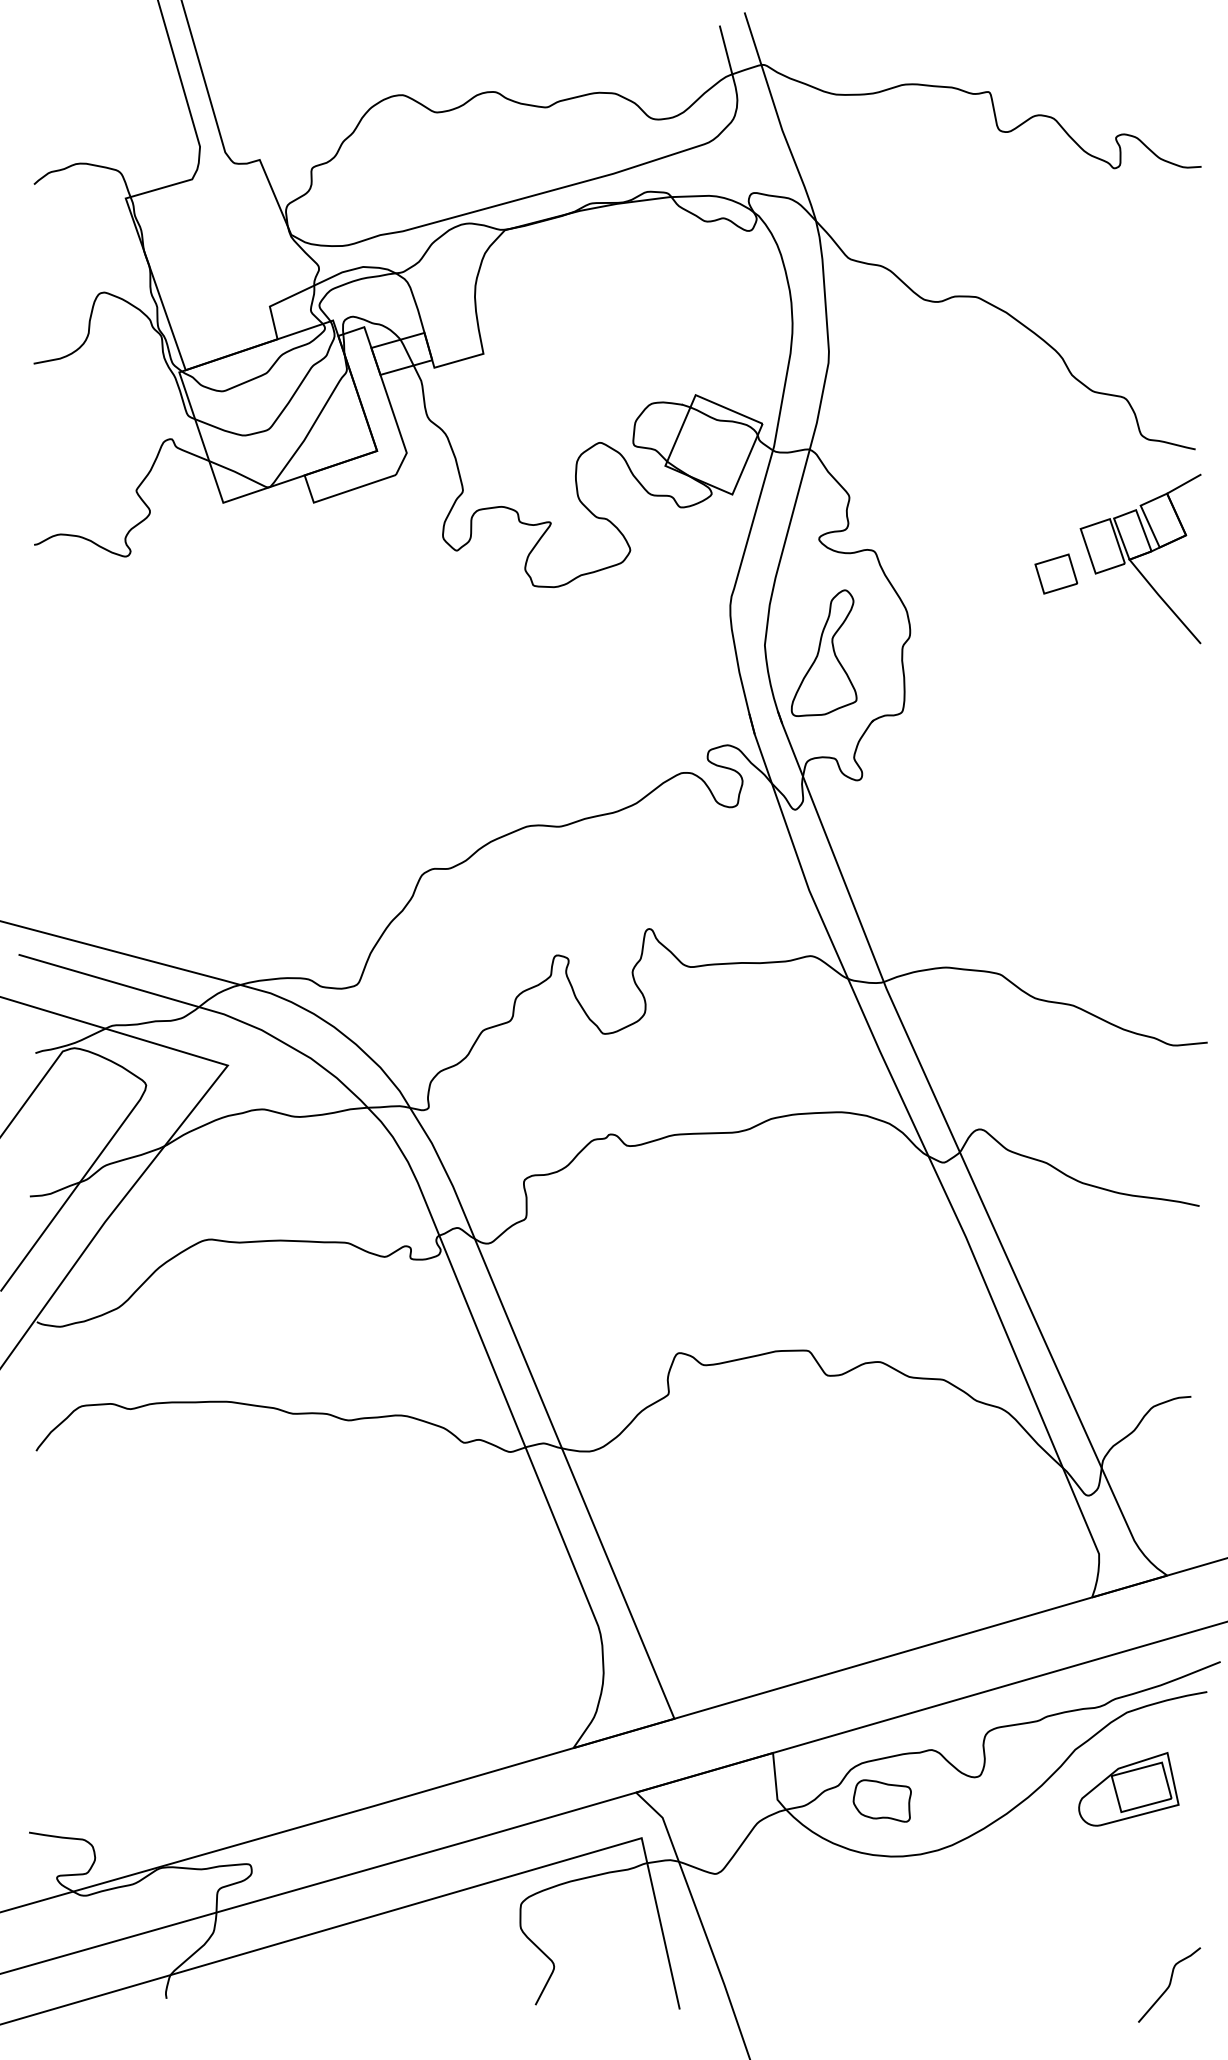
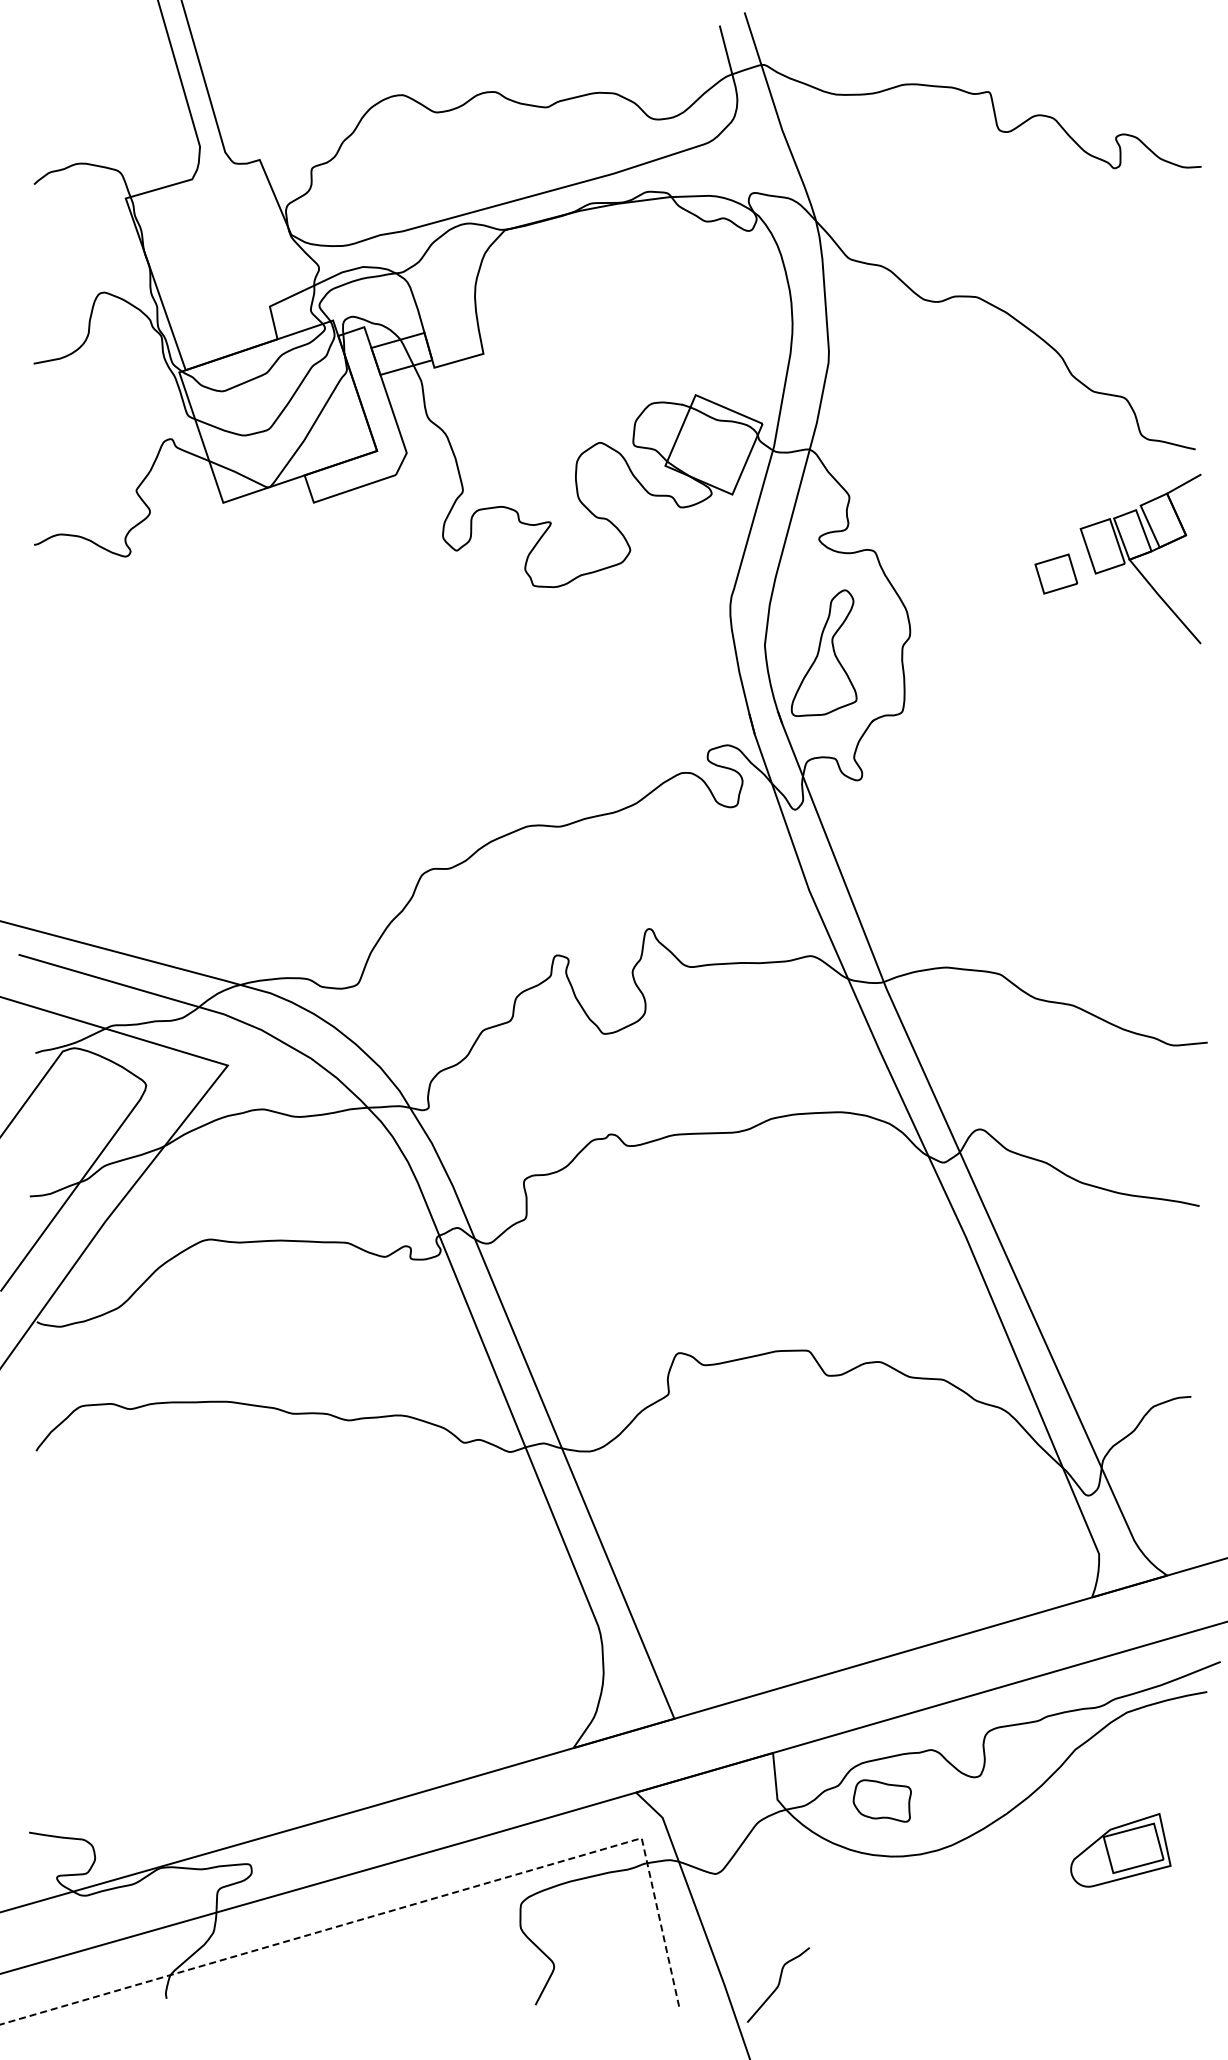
part position: (1128, 1789) -> (1120, 1850) (1120, 1850)
line: solid -> dashed (406, 1906)
curve position: (1169, 1984) -> (778, 1984) (778, 1984)
